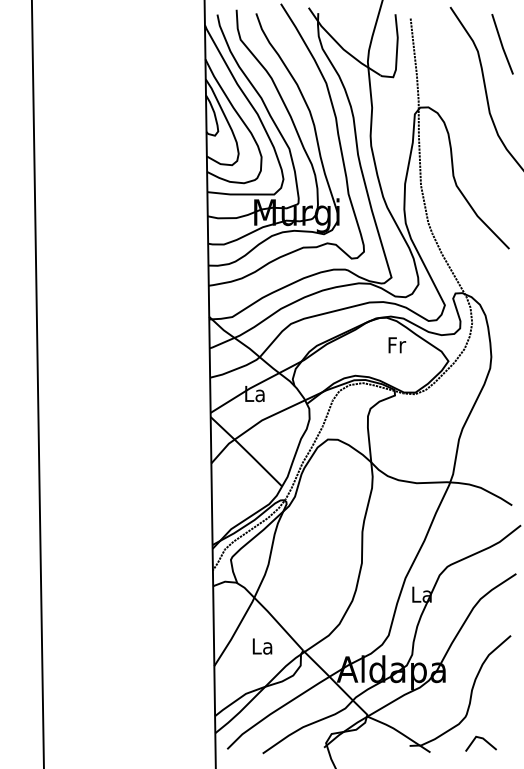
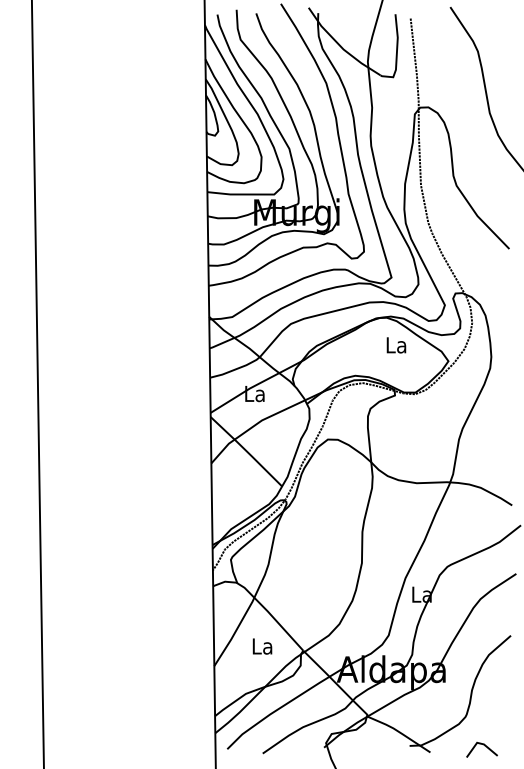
line: present -> none (502, 44)
text: Fr -> La (396, 345)
line position: (483, 740) -> (484, 746) (484, 746)
